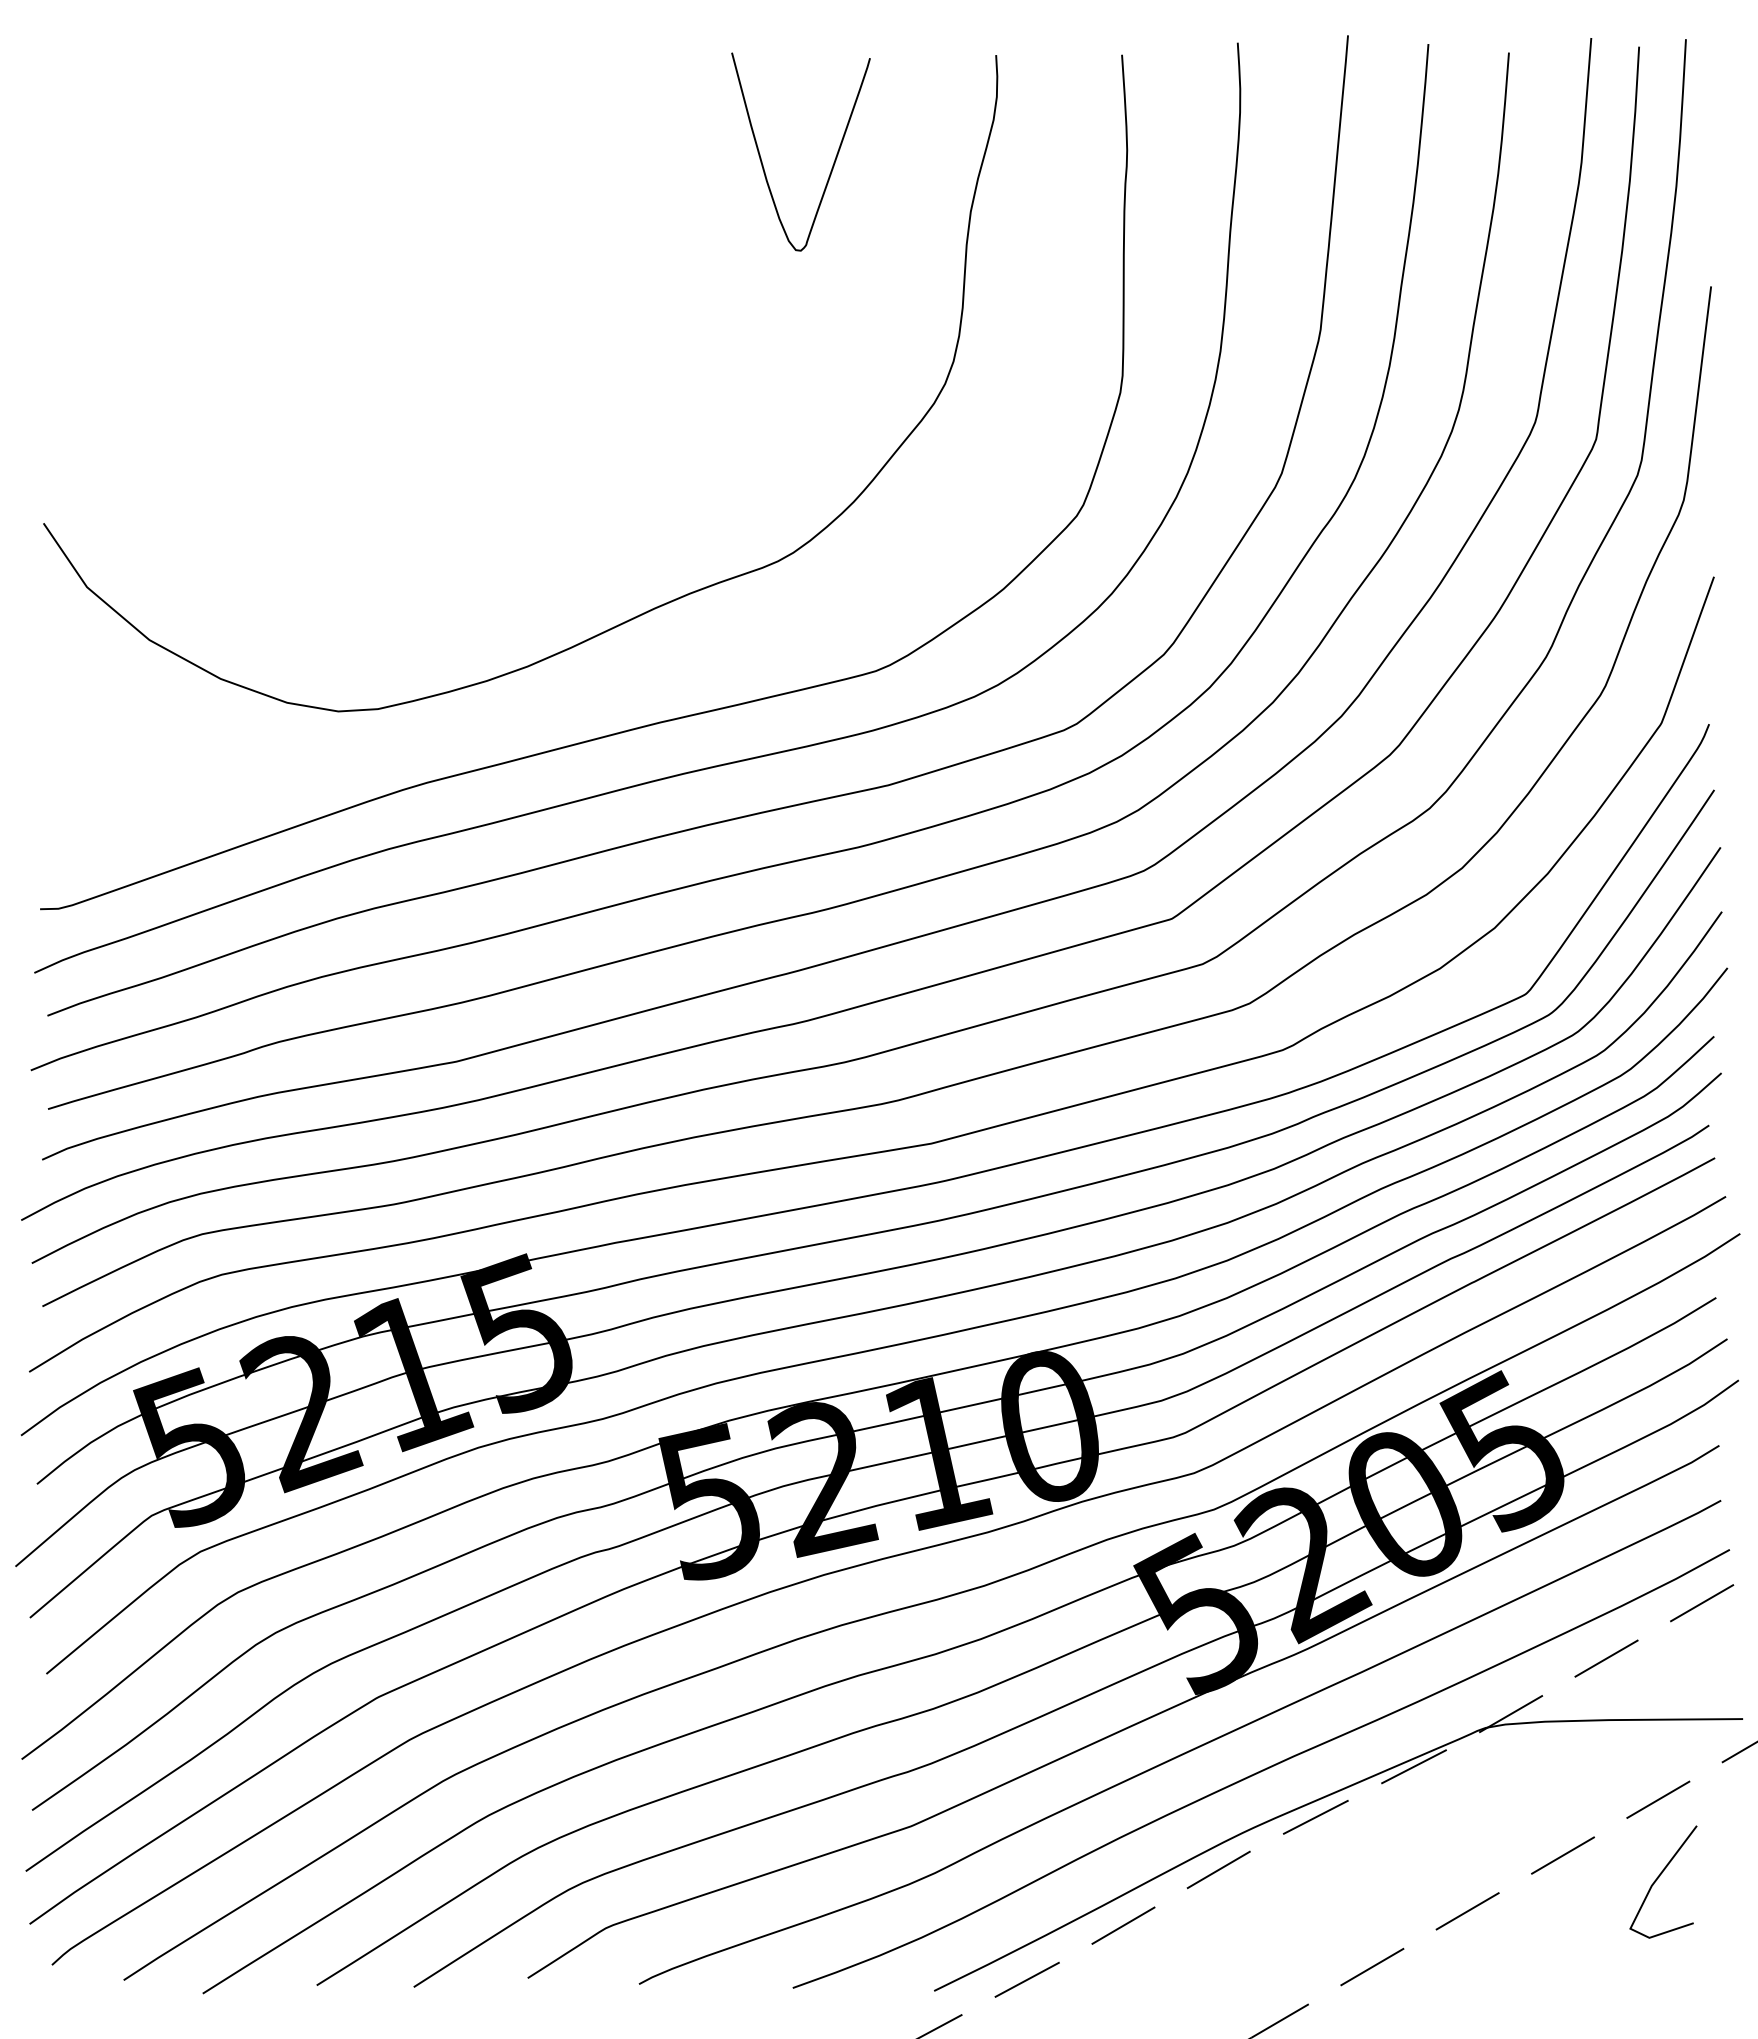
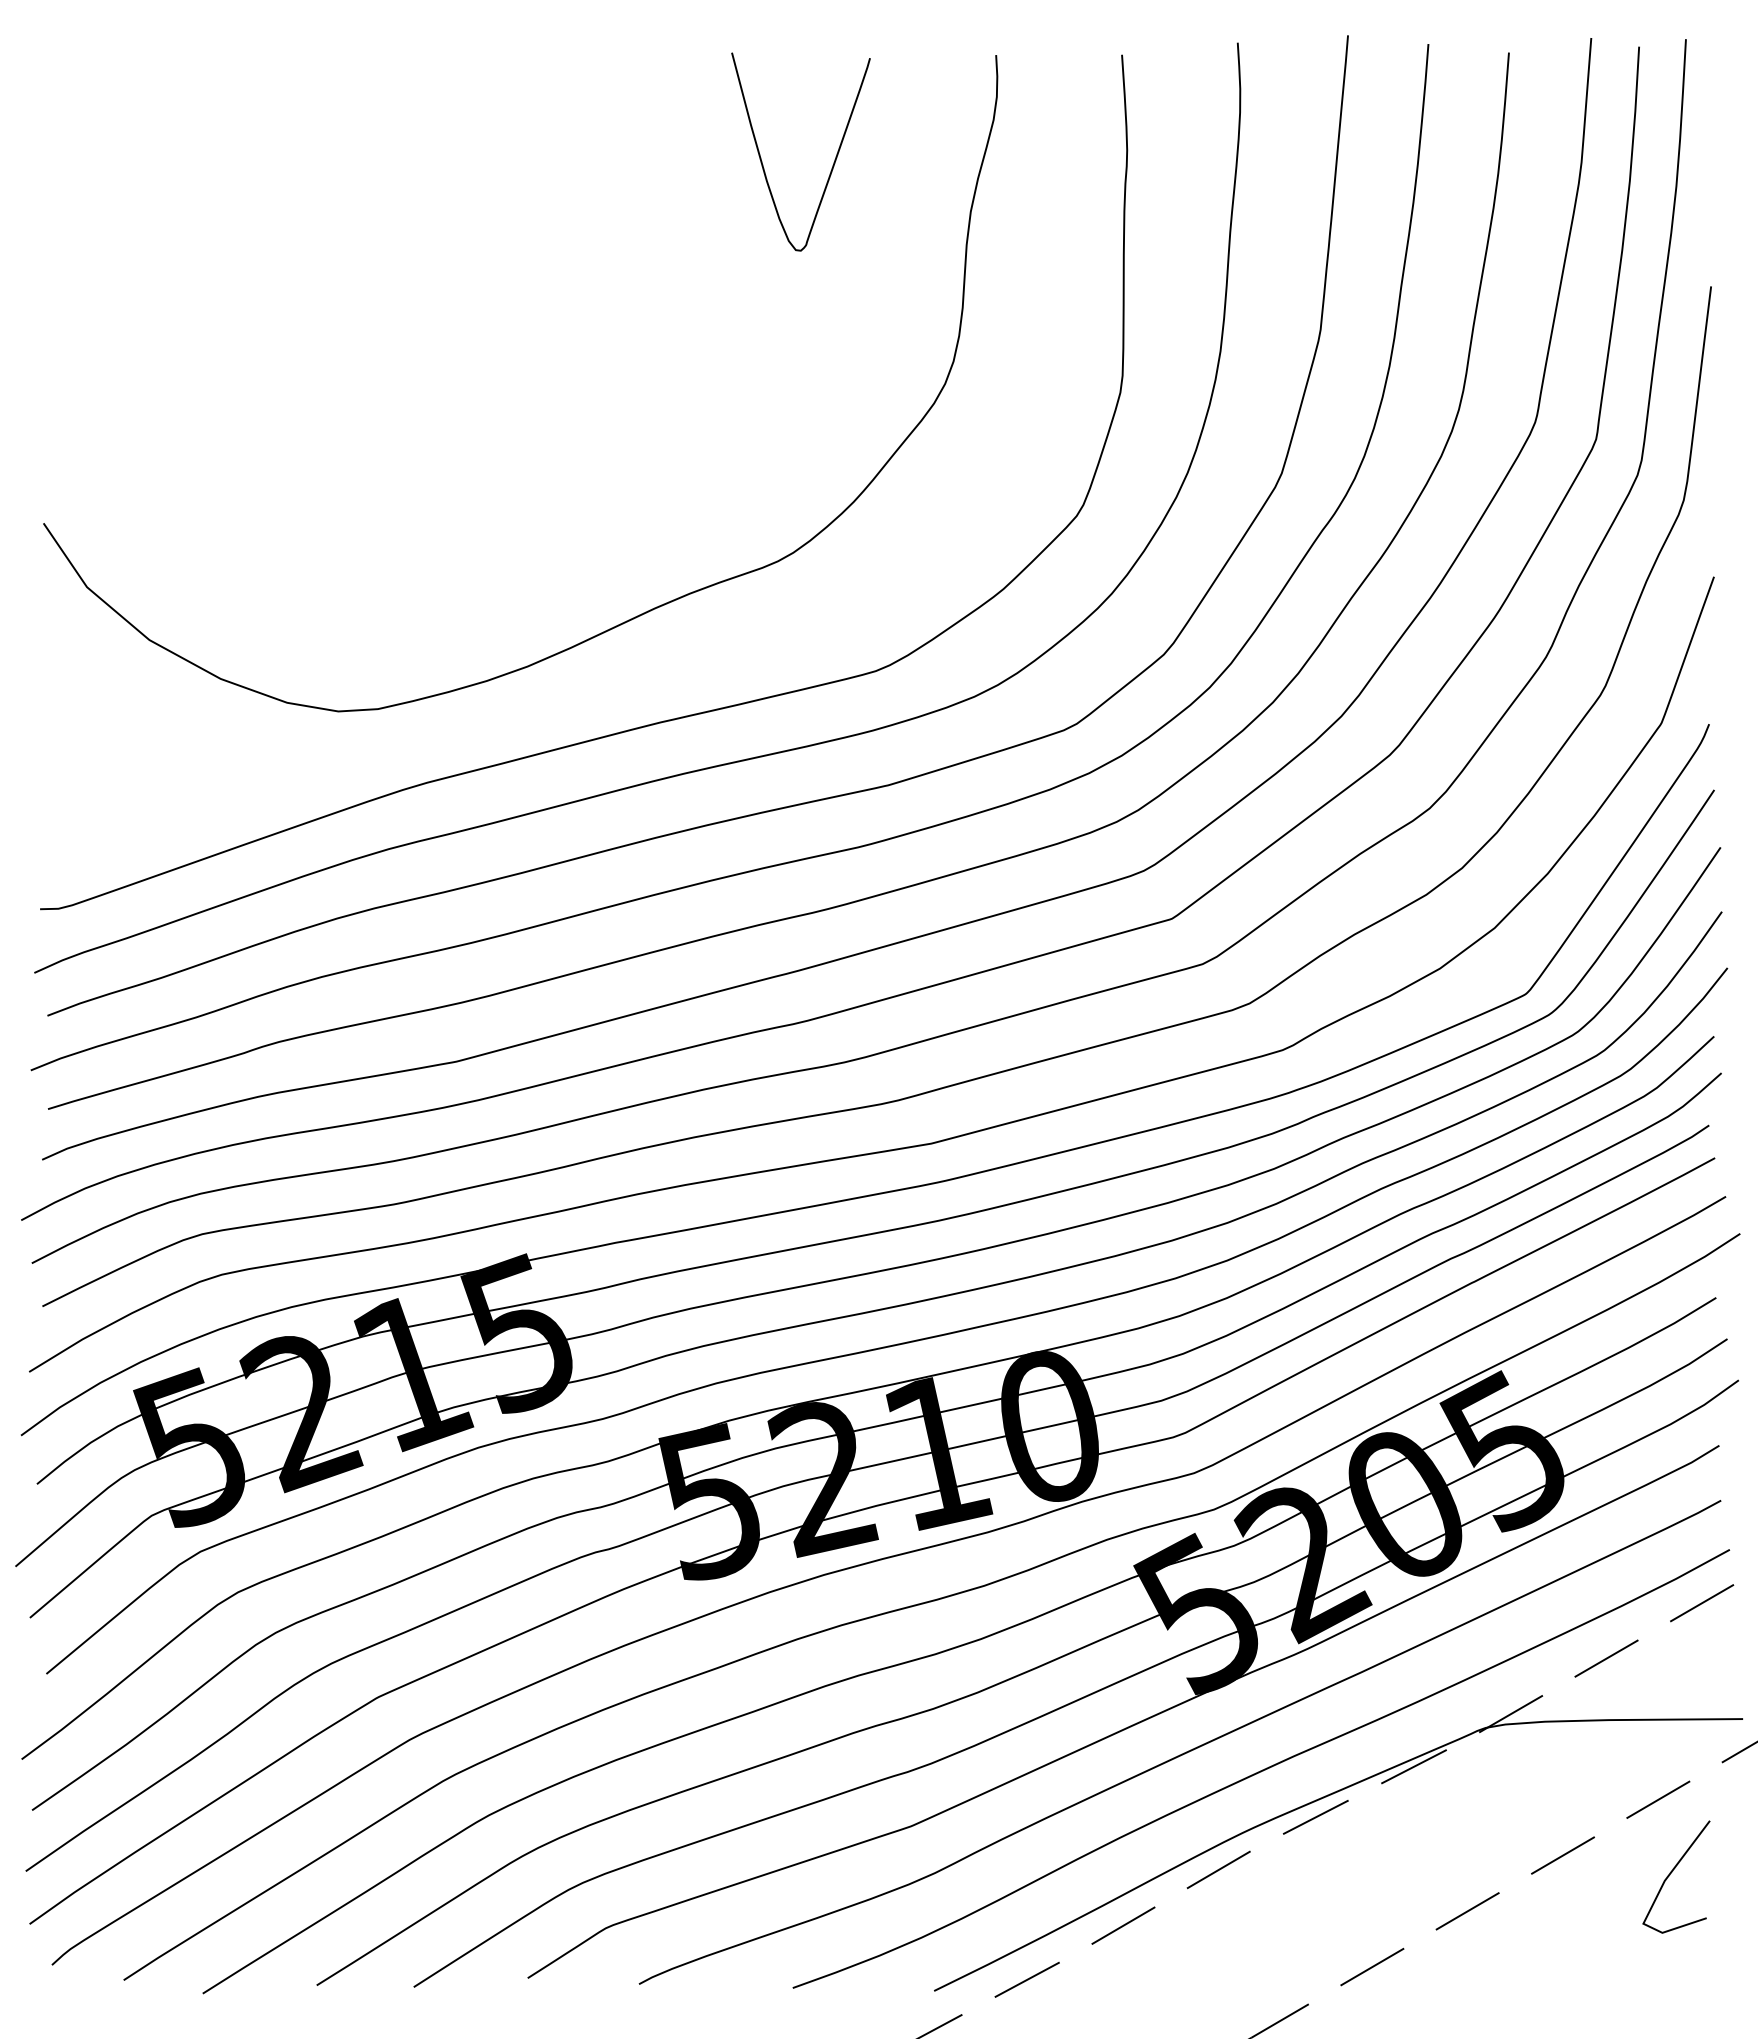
line position: (1659, 1877) -> (1672, 1872) (1672, 1872)
